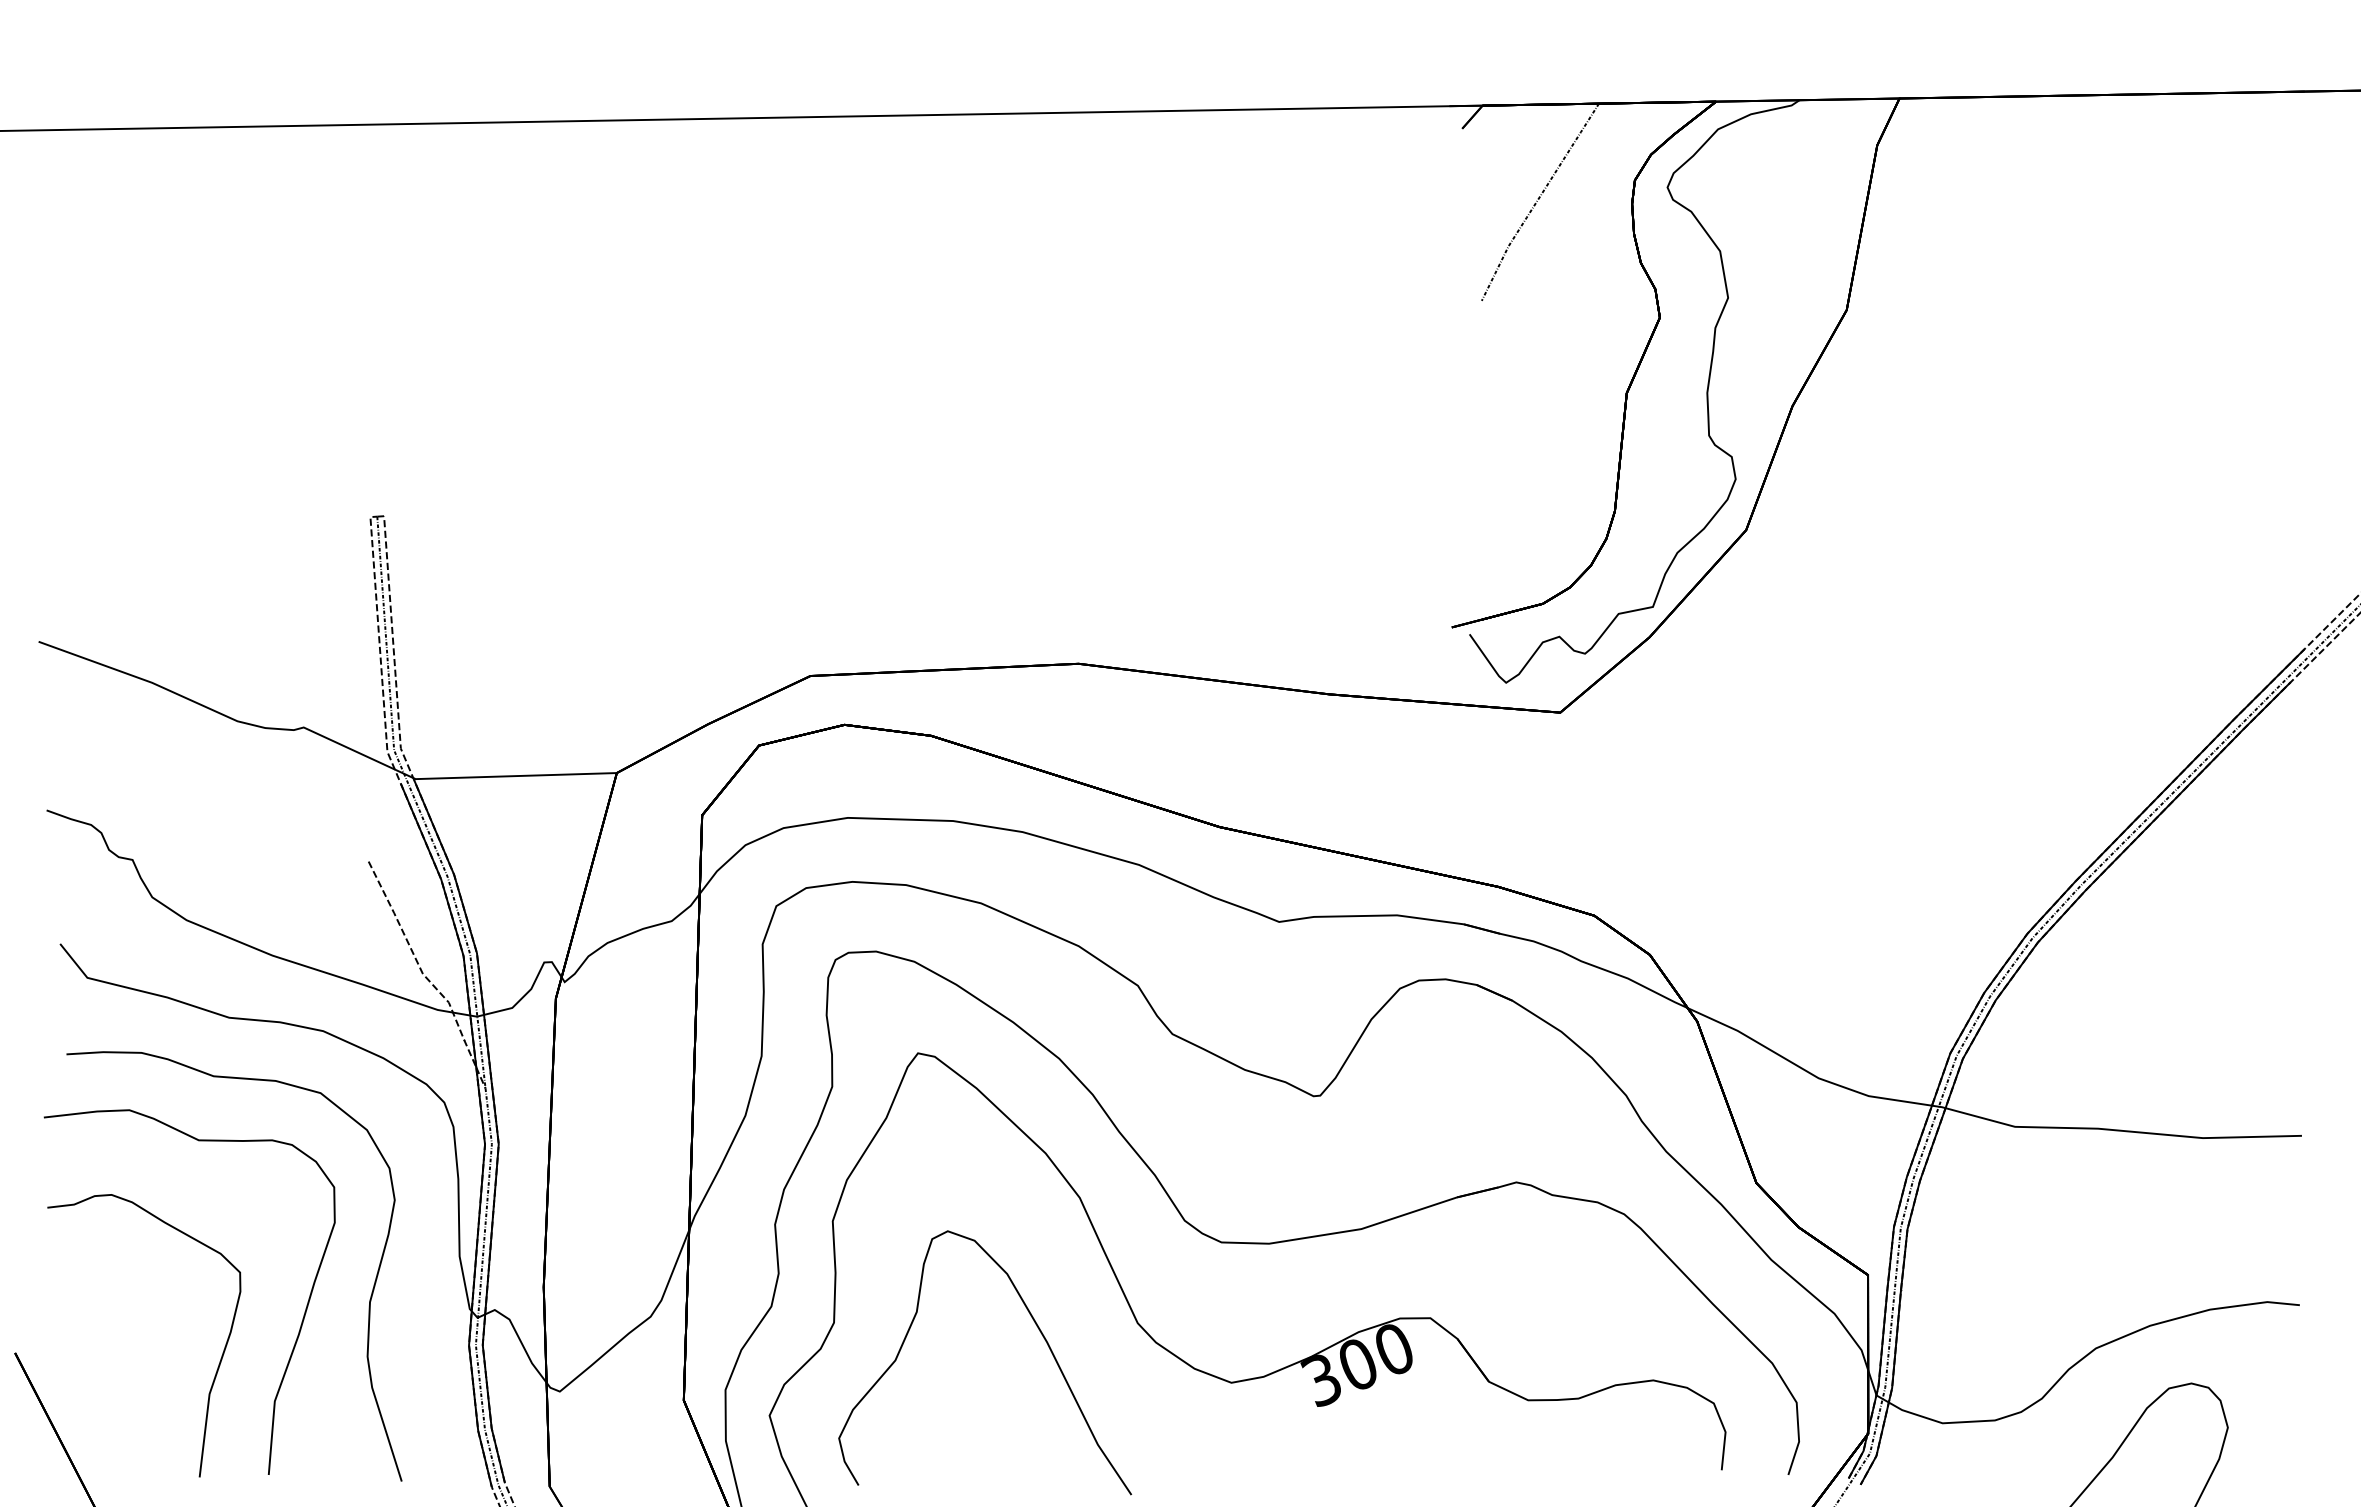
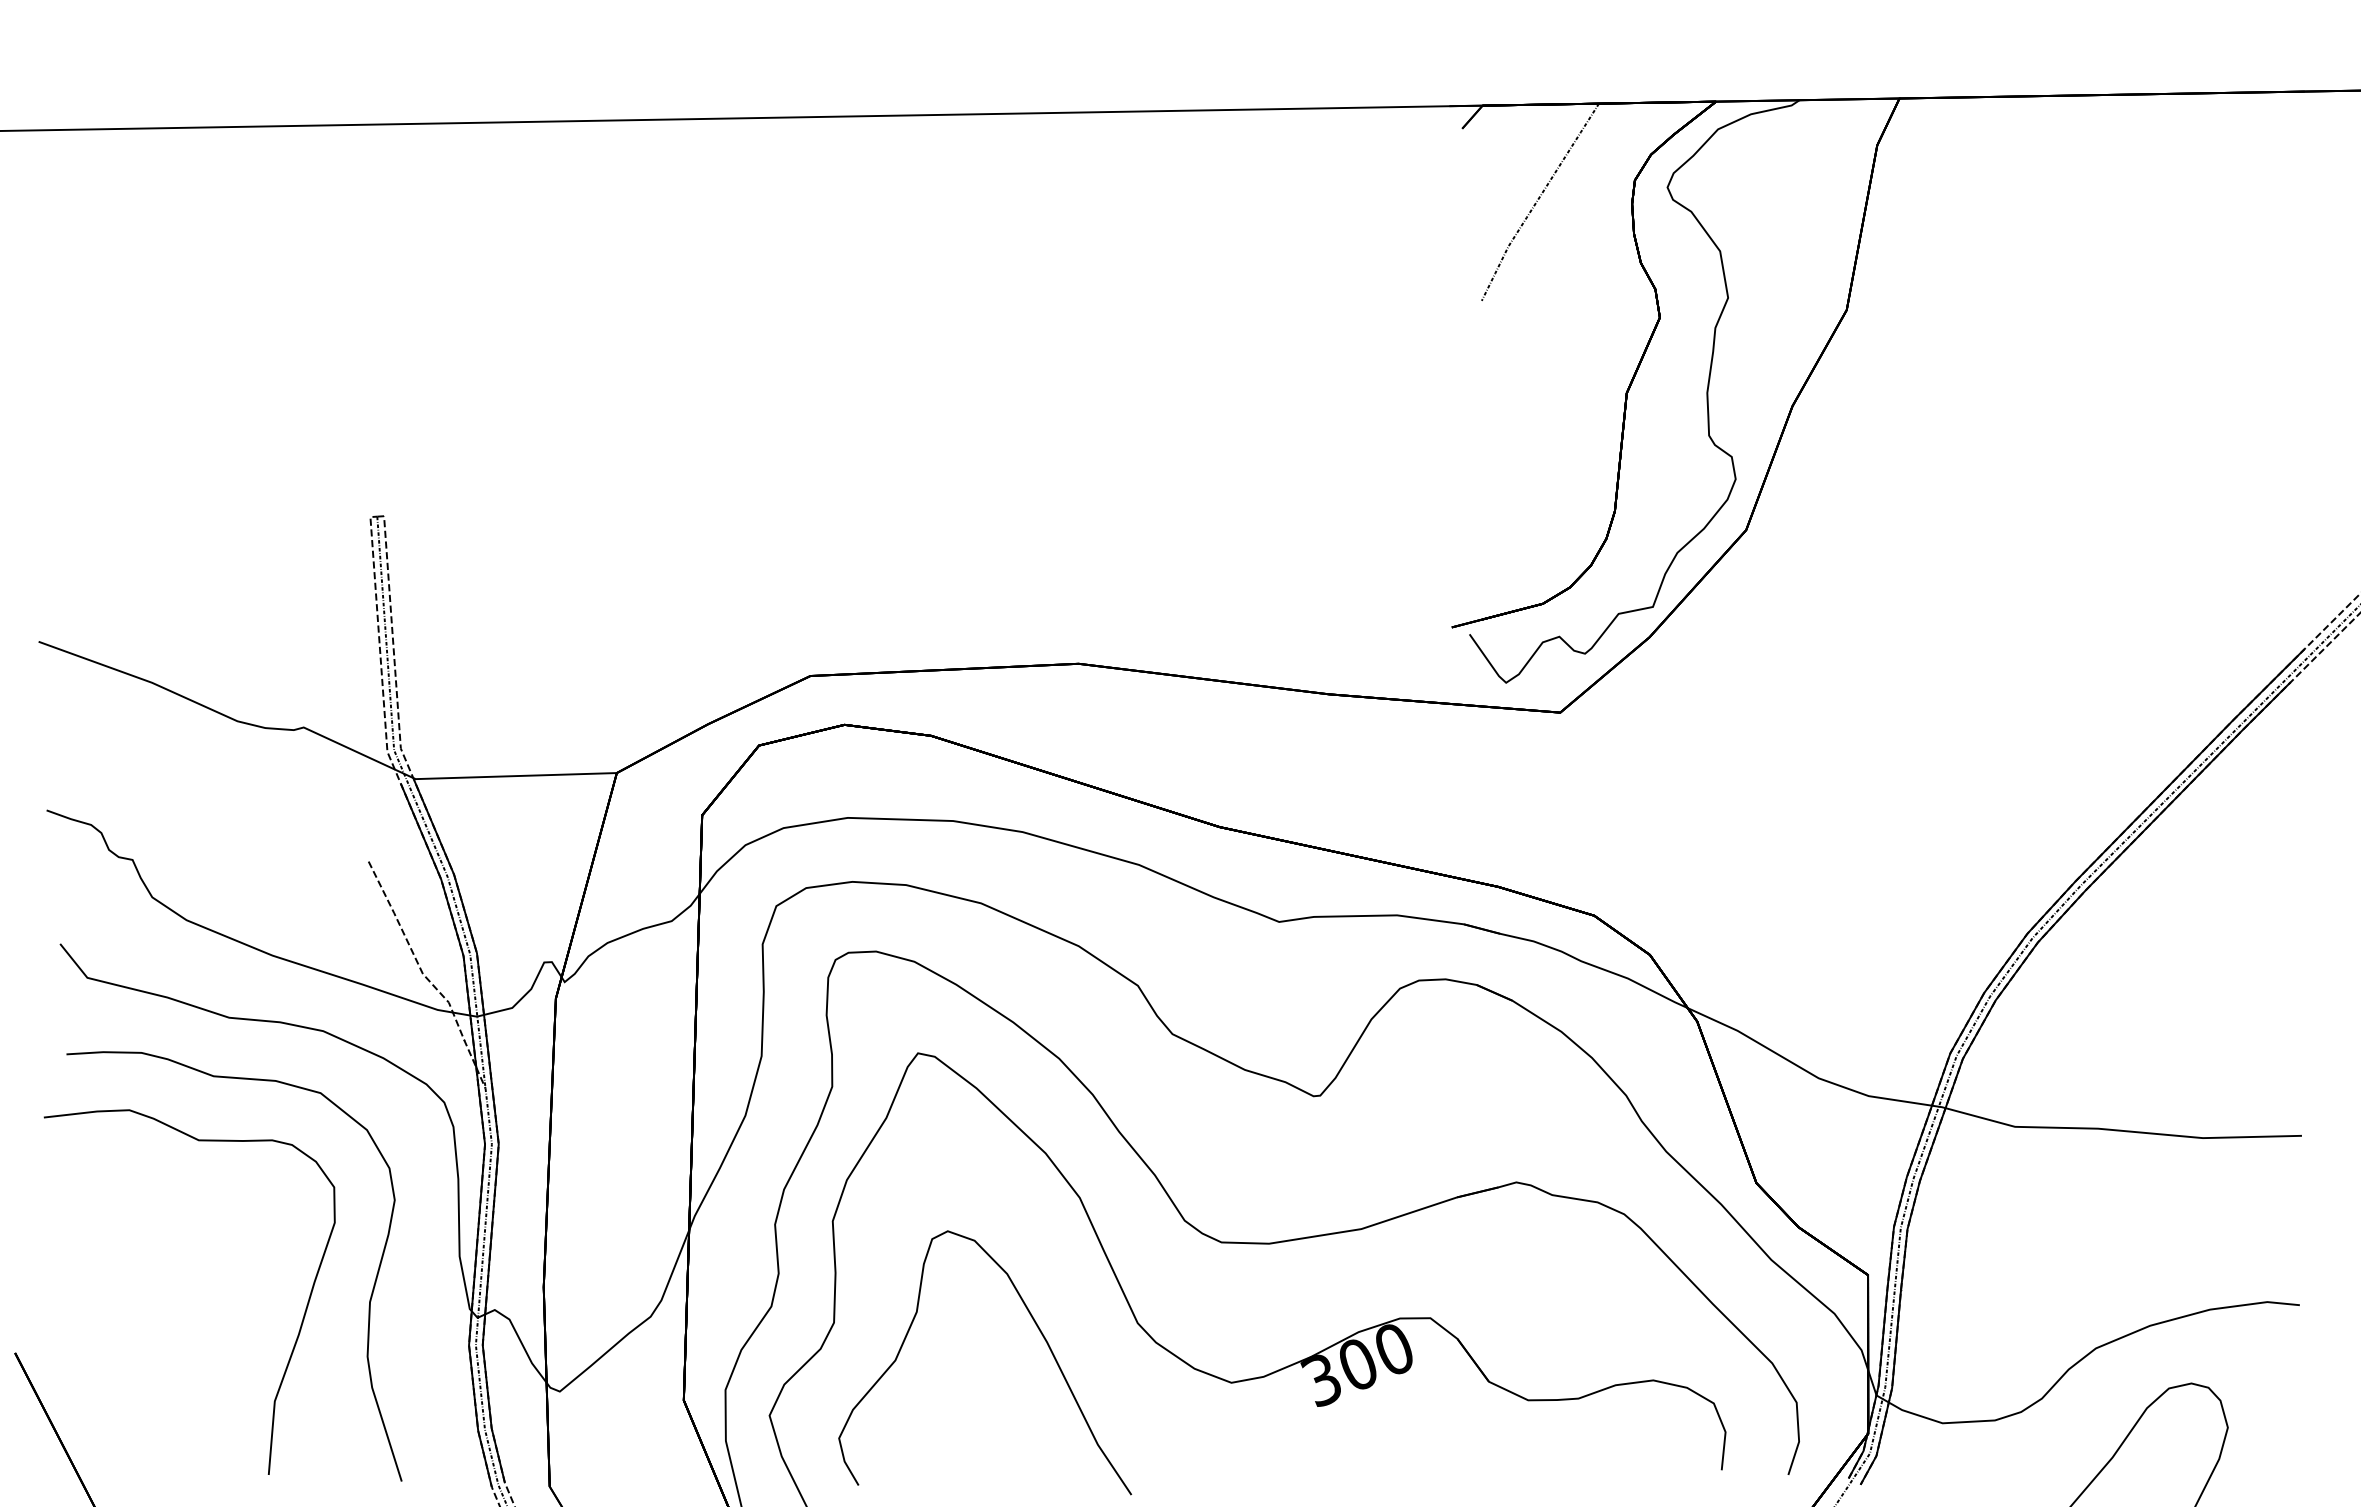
curve: present -> none (219, 1361)
